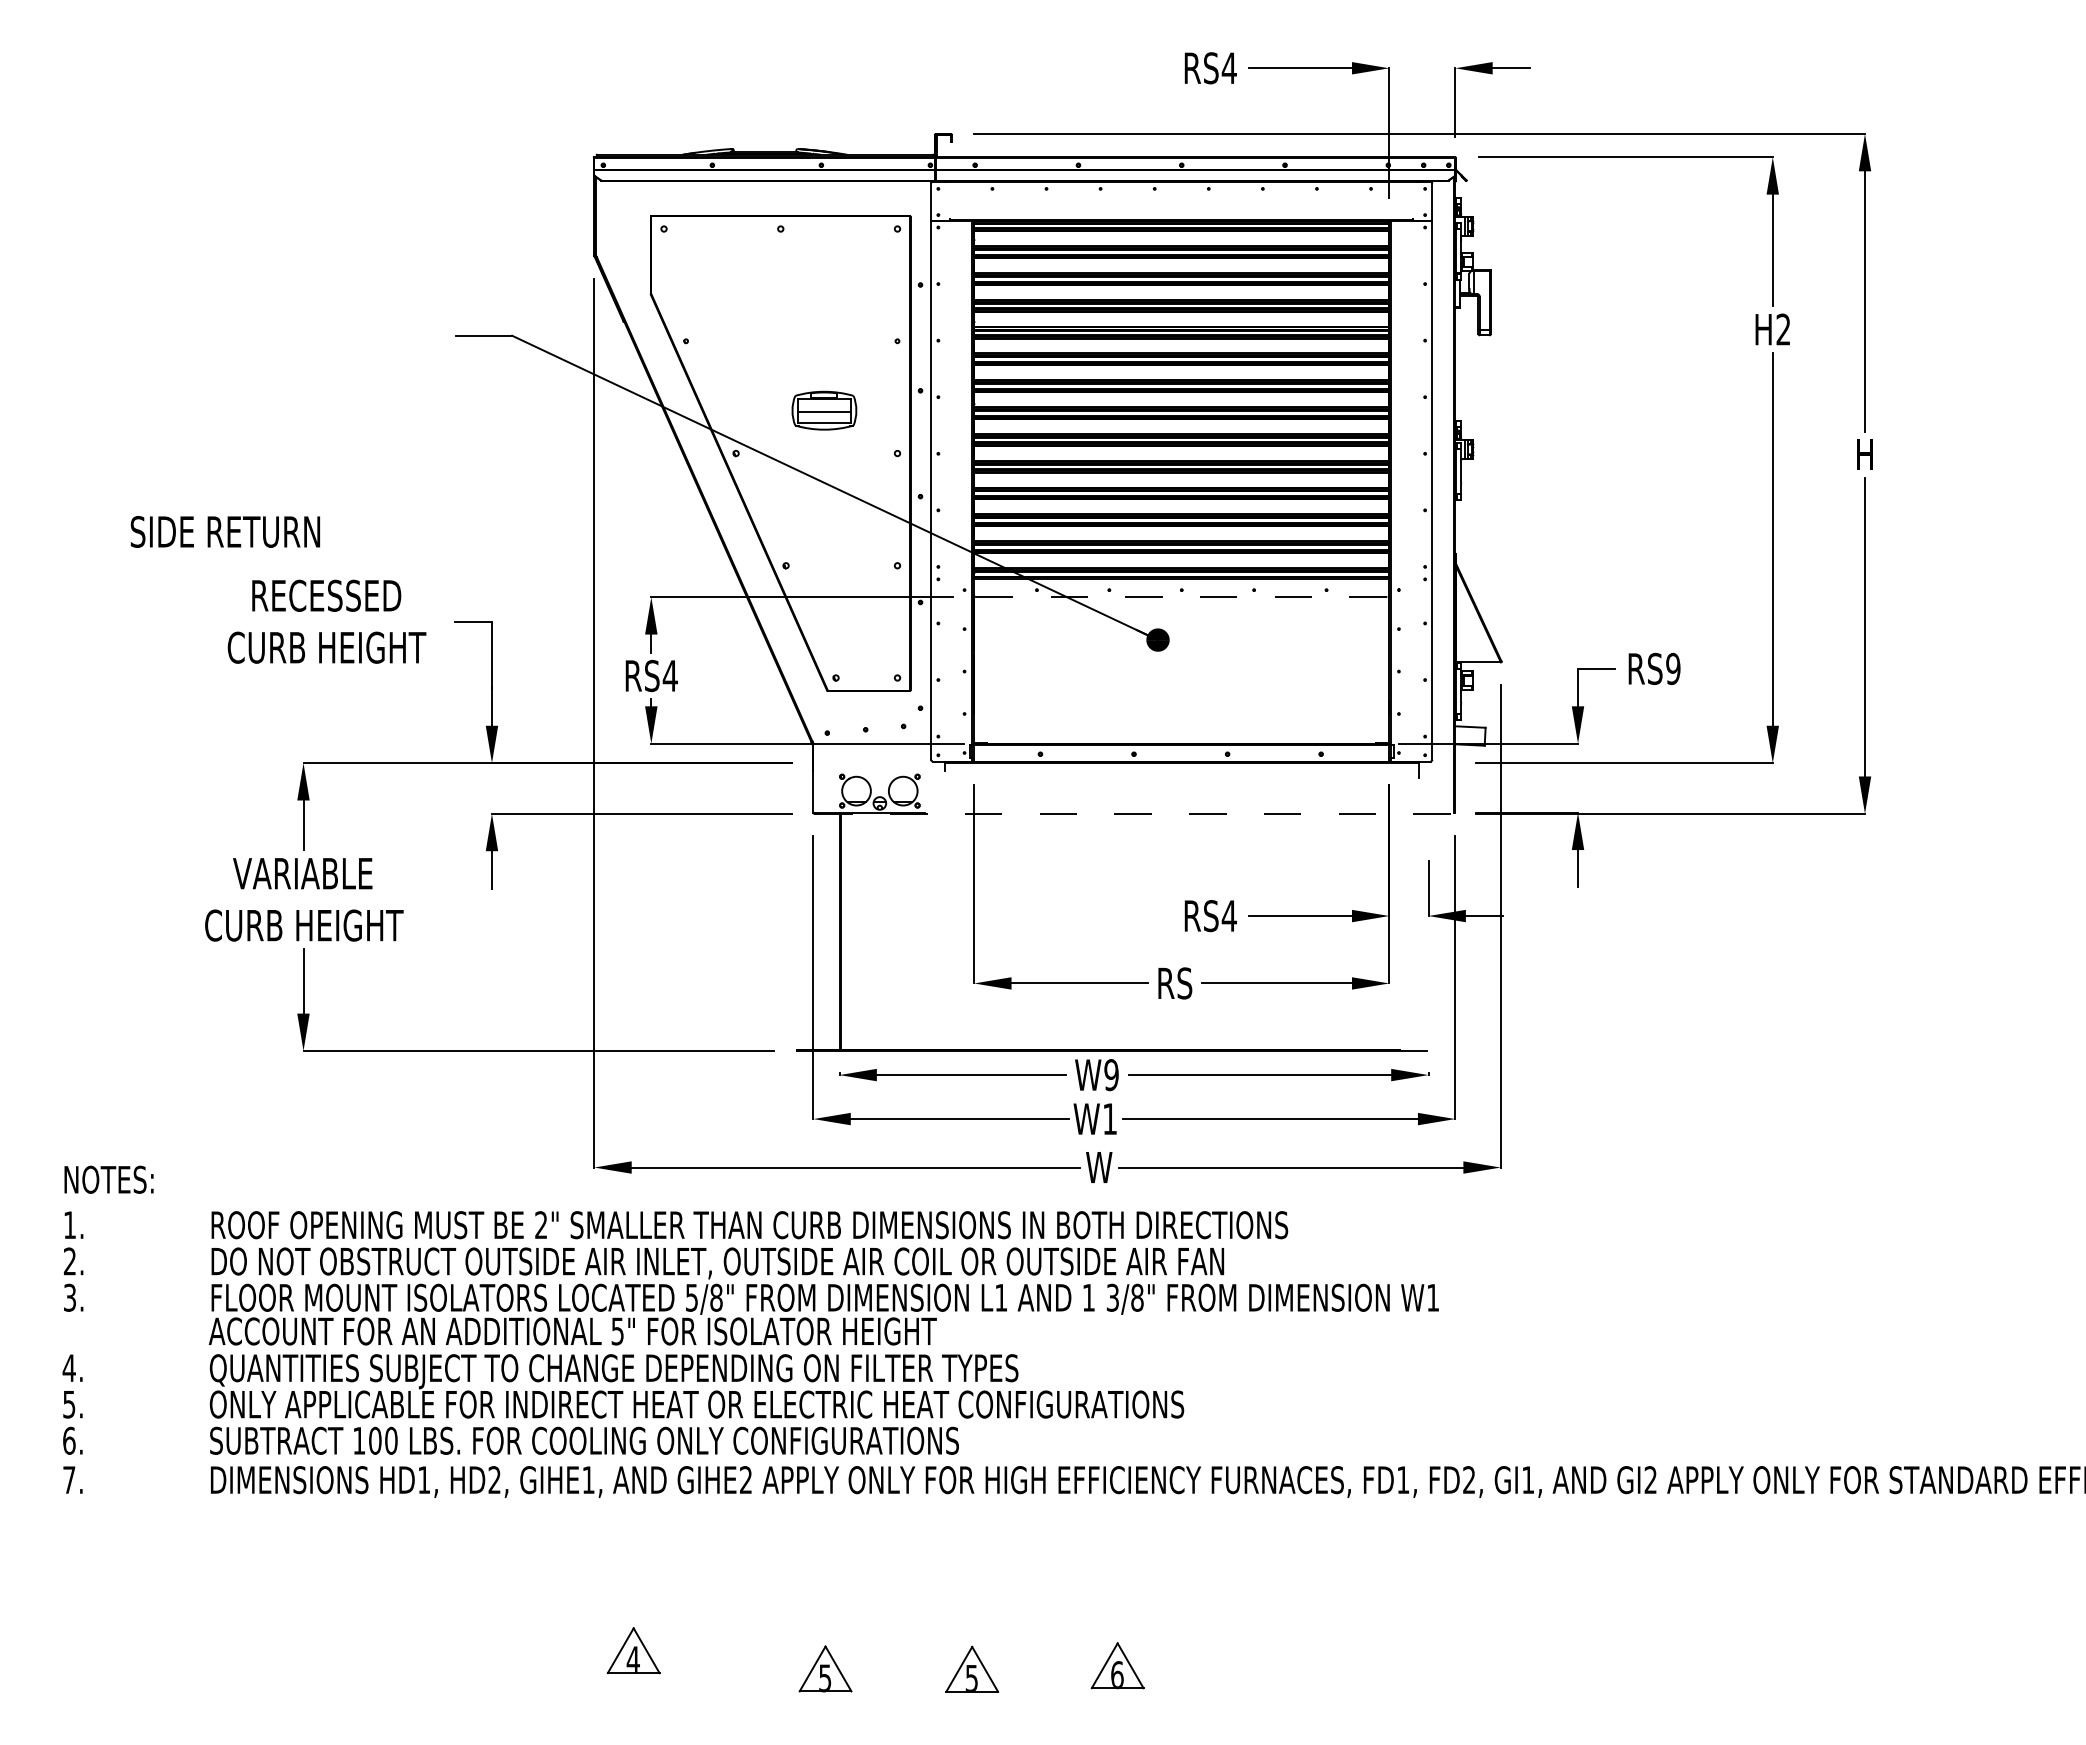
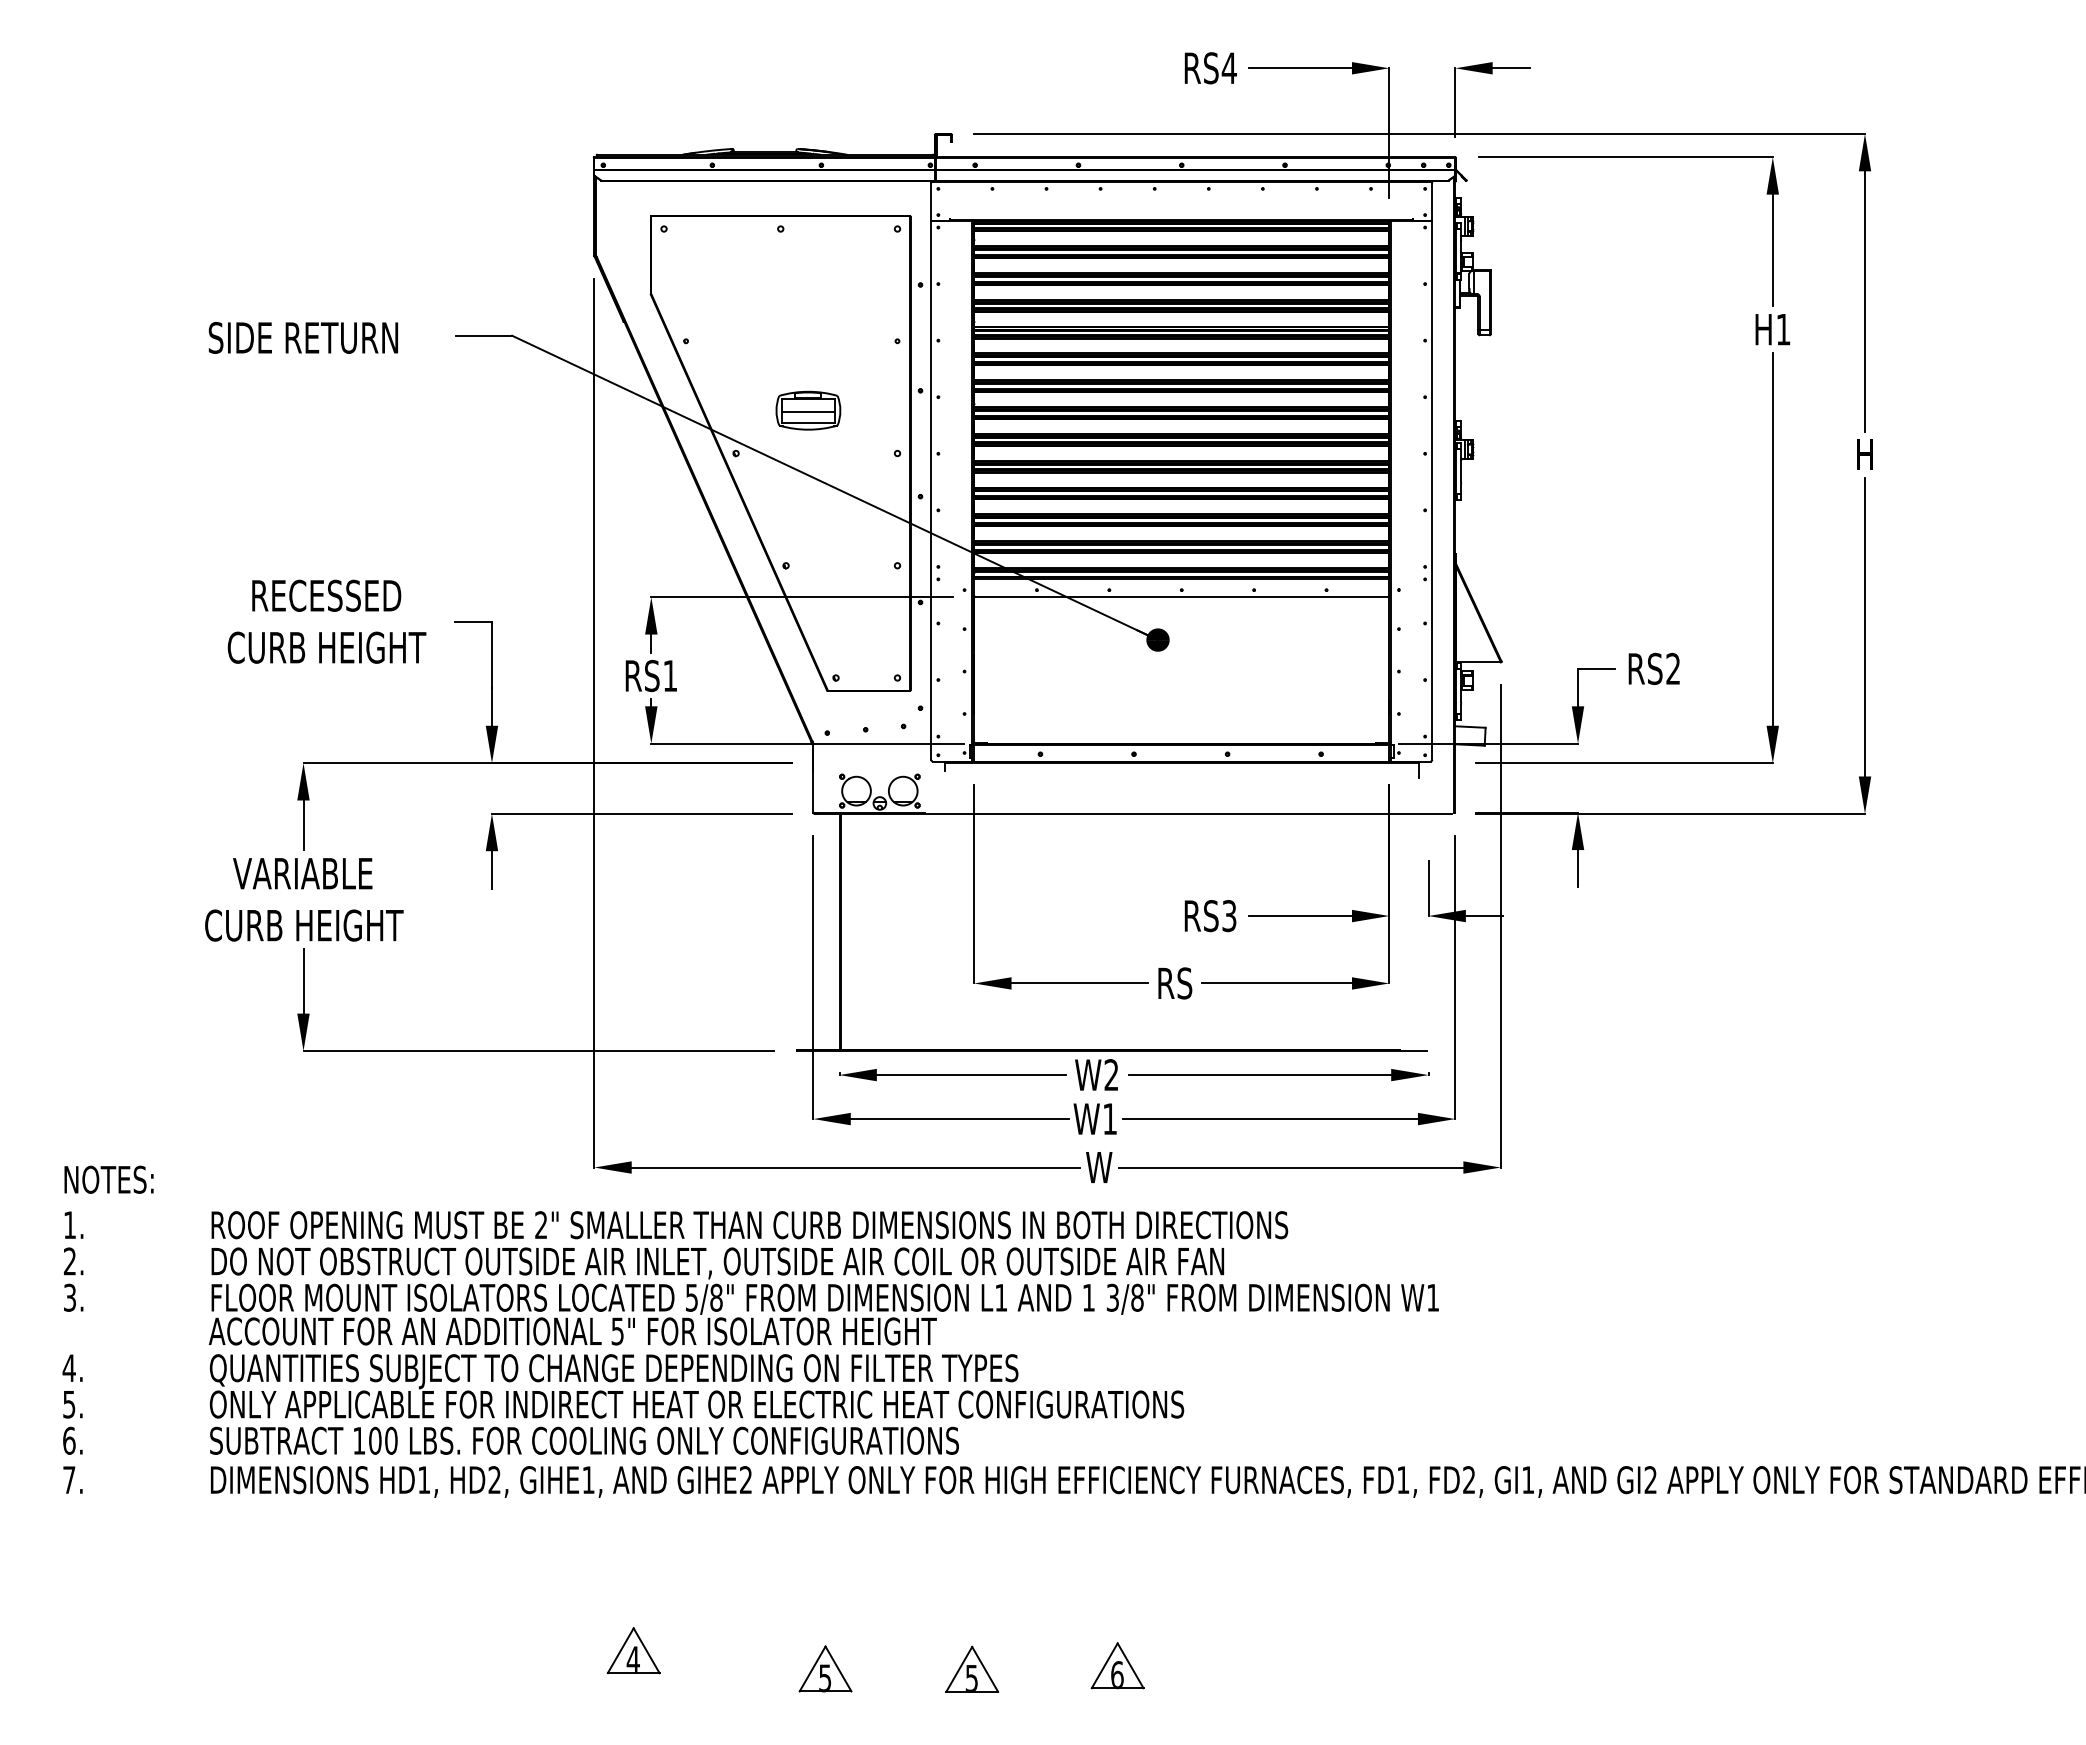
text: H2 -> H1 (1783, 329)
part position: (824, 410) -> (808, 410) (808, 410)
text position: (224, 531) -> (302, 337) (302, 337)
line: dashed -> solid (1181, 597)
text: RS9 -> RS2 (1673, 669)
text: RS4 -> RS1 (669, 675)
line: dashed -> solid (1134, 813)
text: RS4 -> RS3 (1228, 916)
text: W9 -> W2 (1111, 1075)
